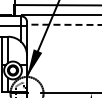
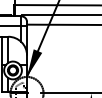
line: dashed -> solid (63, 24)
